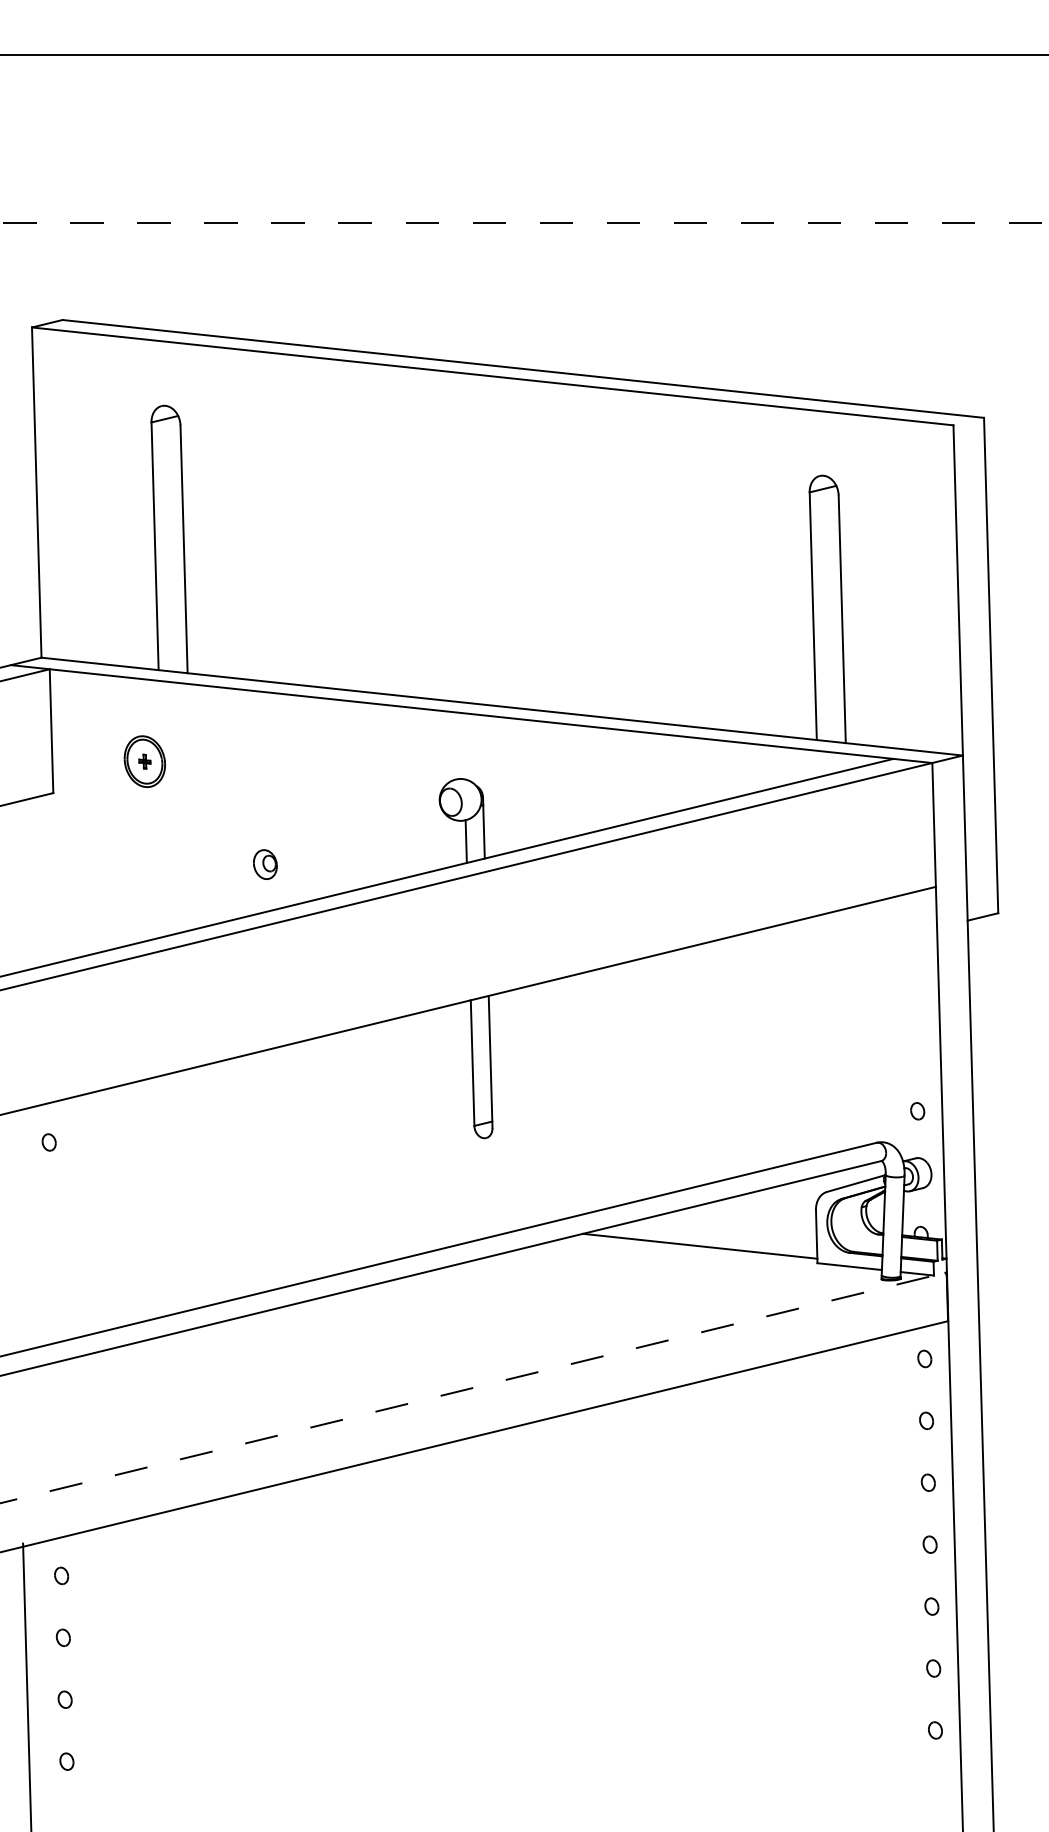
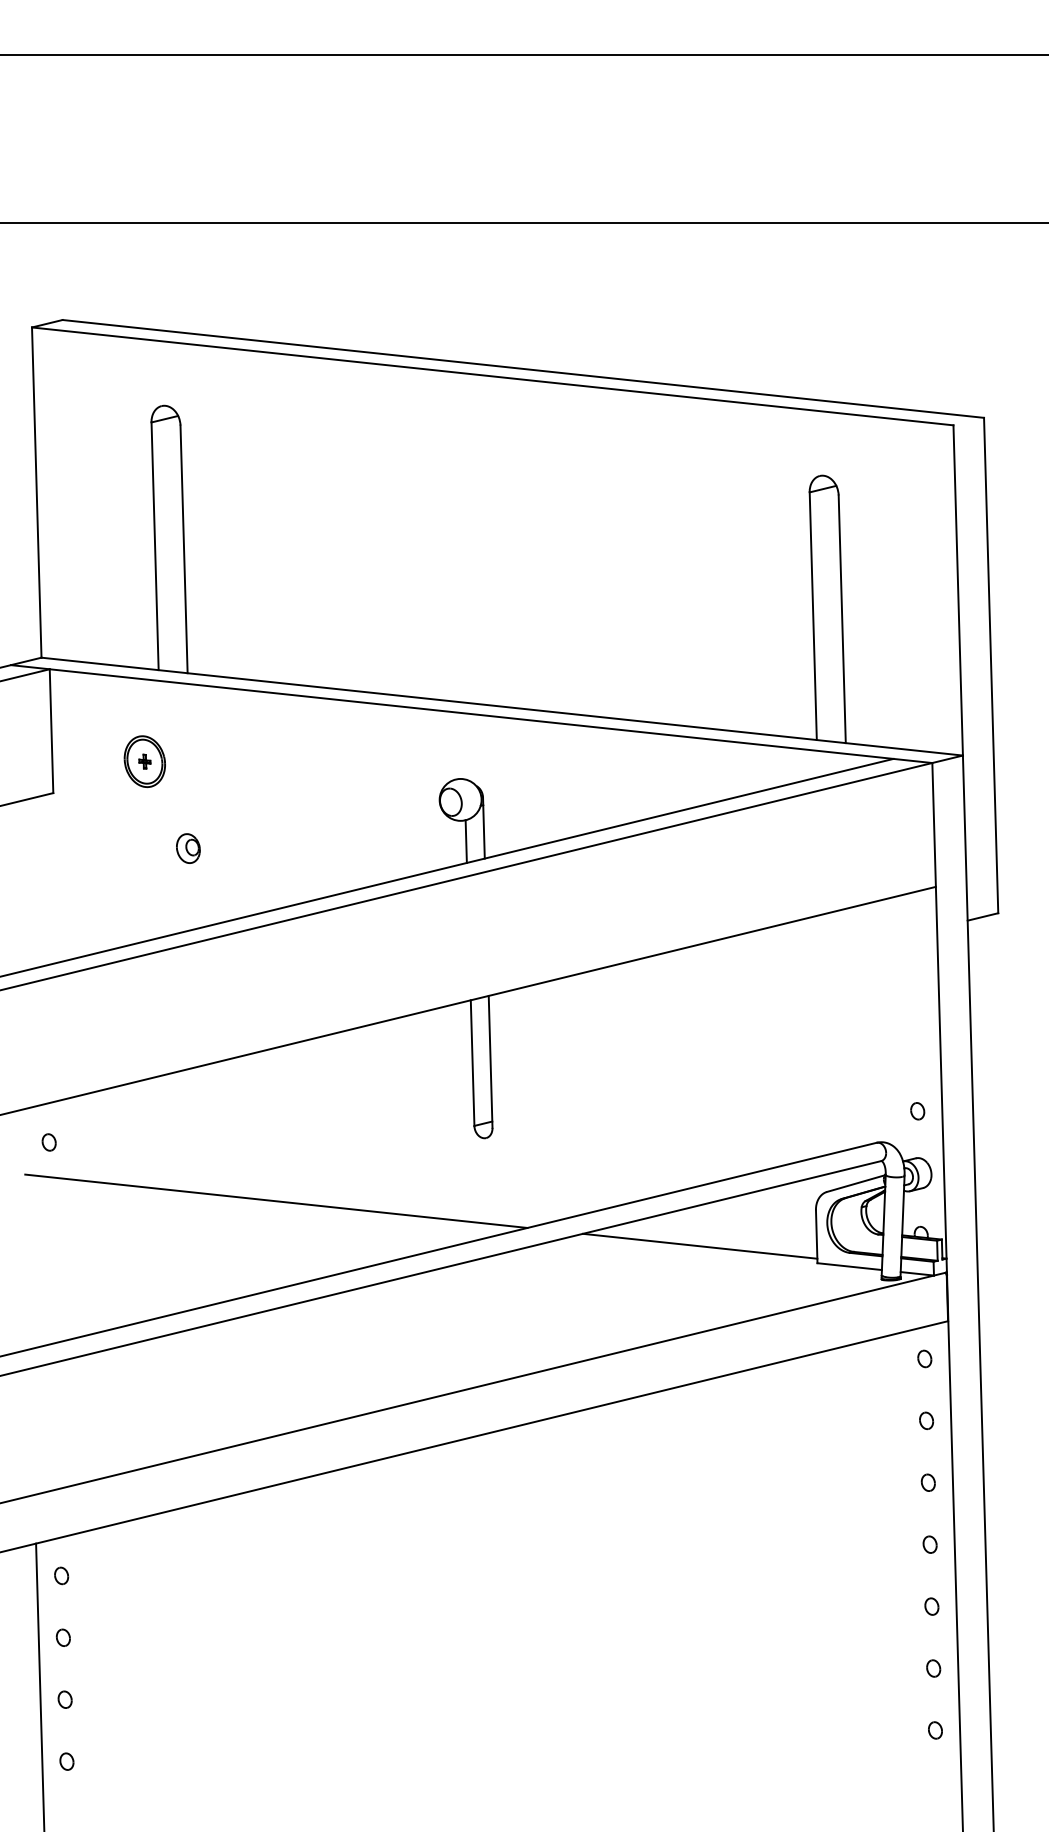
line: dashed -> solid (524, 222)
part position: (265, 864) -> (188, 848) (188, 848)
line: none -> present (276, 1200)
line: dashed -> solid (473, 1387)
line position: (27, 1685) -> (40, 1685) (40, 1685)
